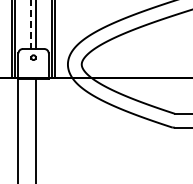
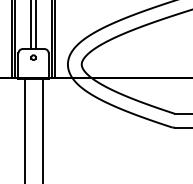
line: dashed -> solid (31, 25)
line position: (17, 129) -> (24, 129) (24, 129)
line position: (35, 129) -> (42, 129) (42, 129)
